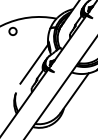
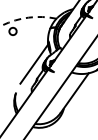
arc: solid -> dashed (28, 17)
